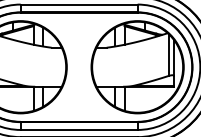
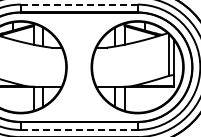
line: solid -> dashed (79, 4)
line: solid -> dashed (78, 129)
